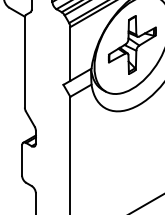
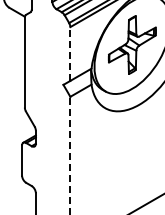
line: solid -> dashed (70, 54)
line: solid -> dashed (70, 155)
